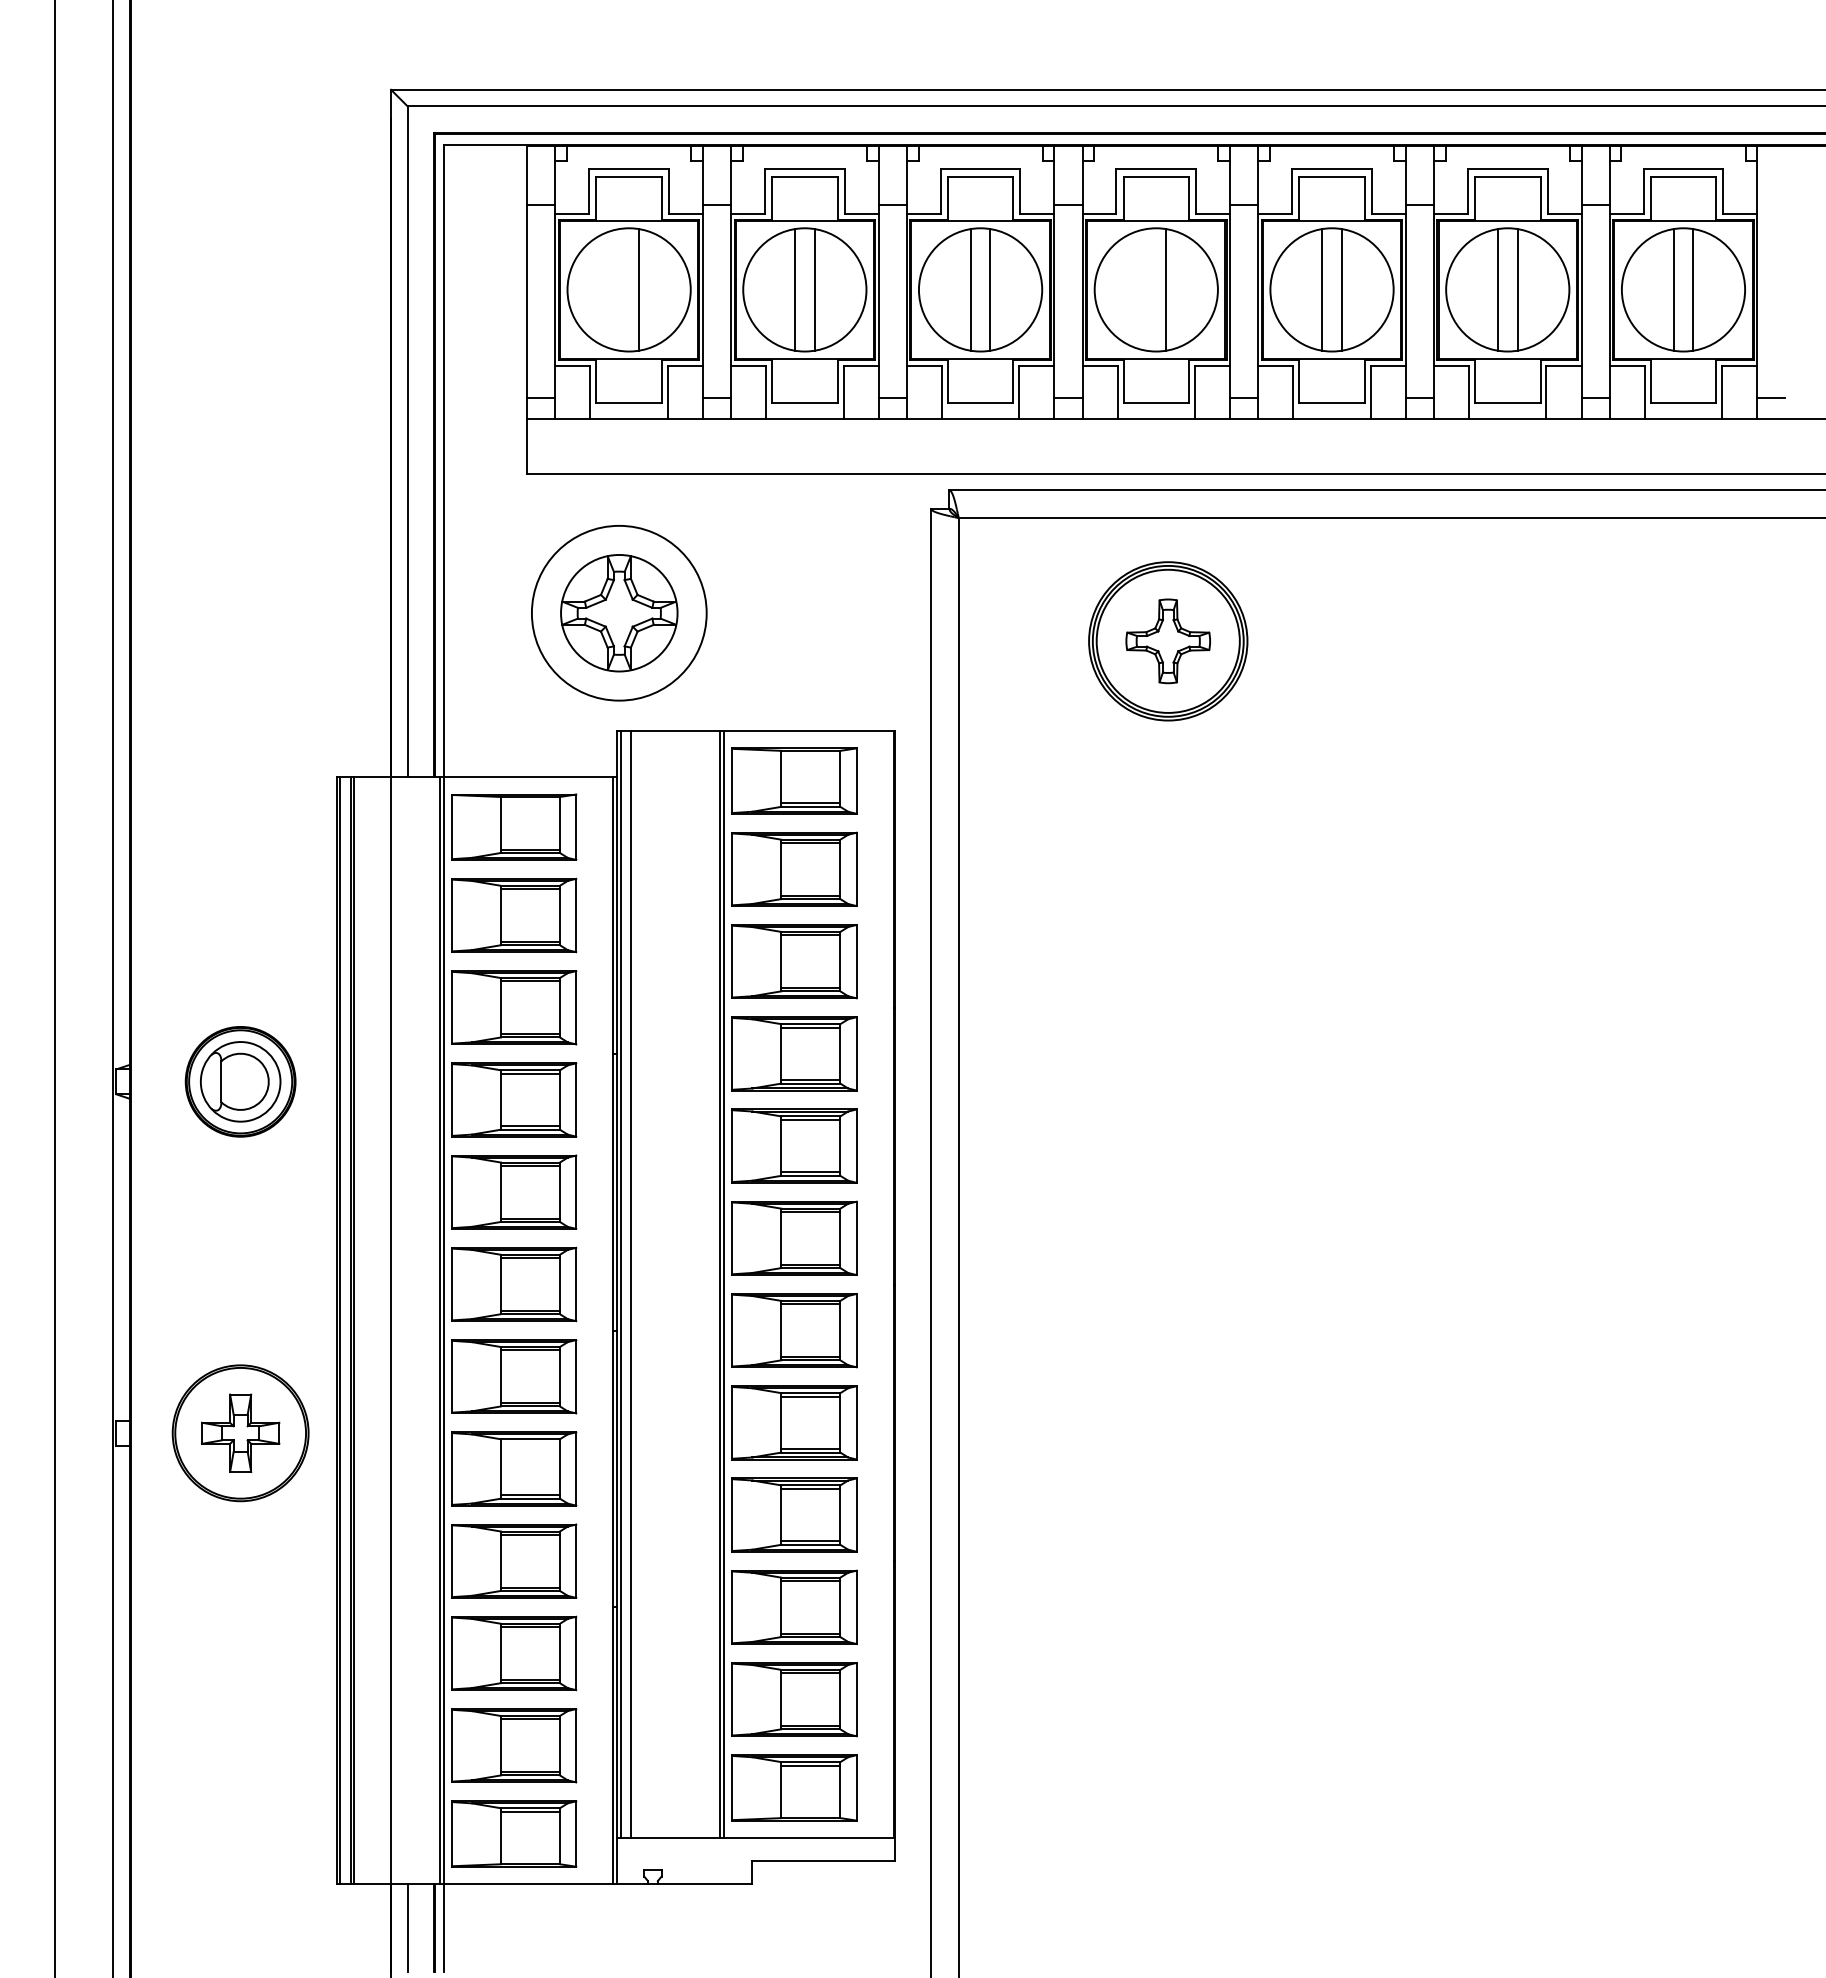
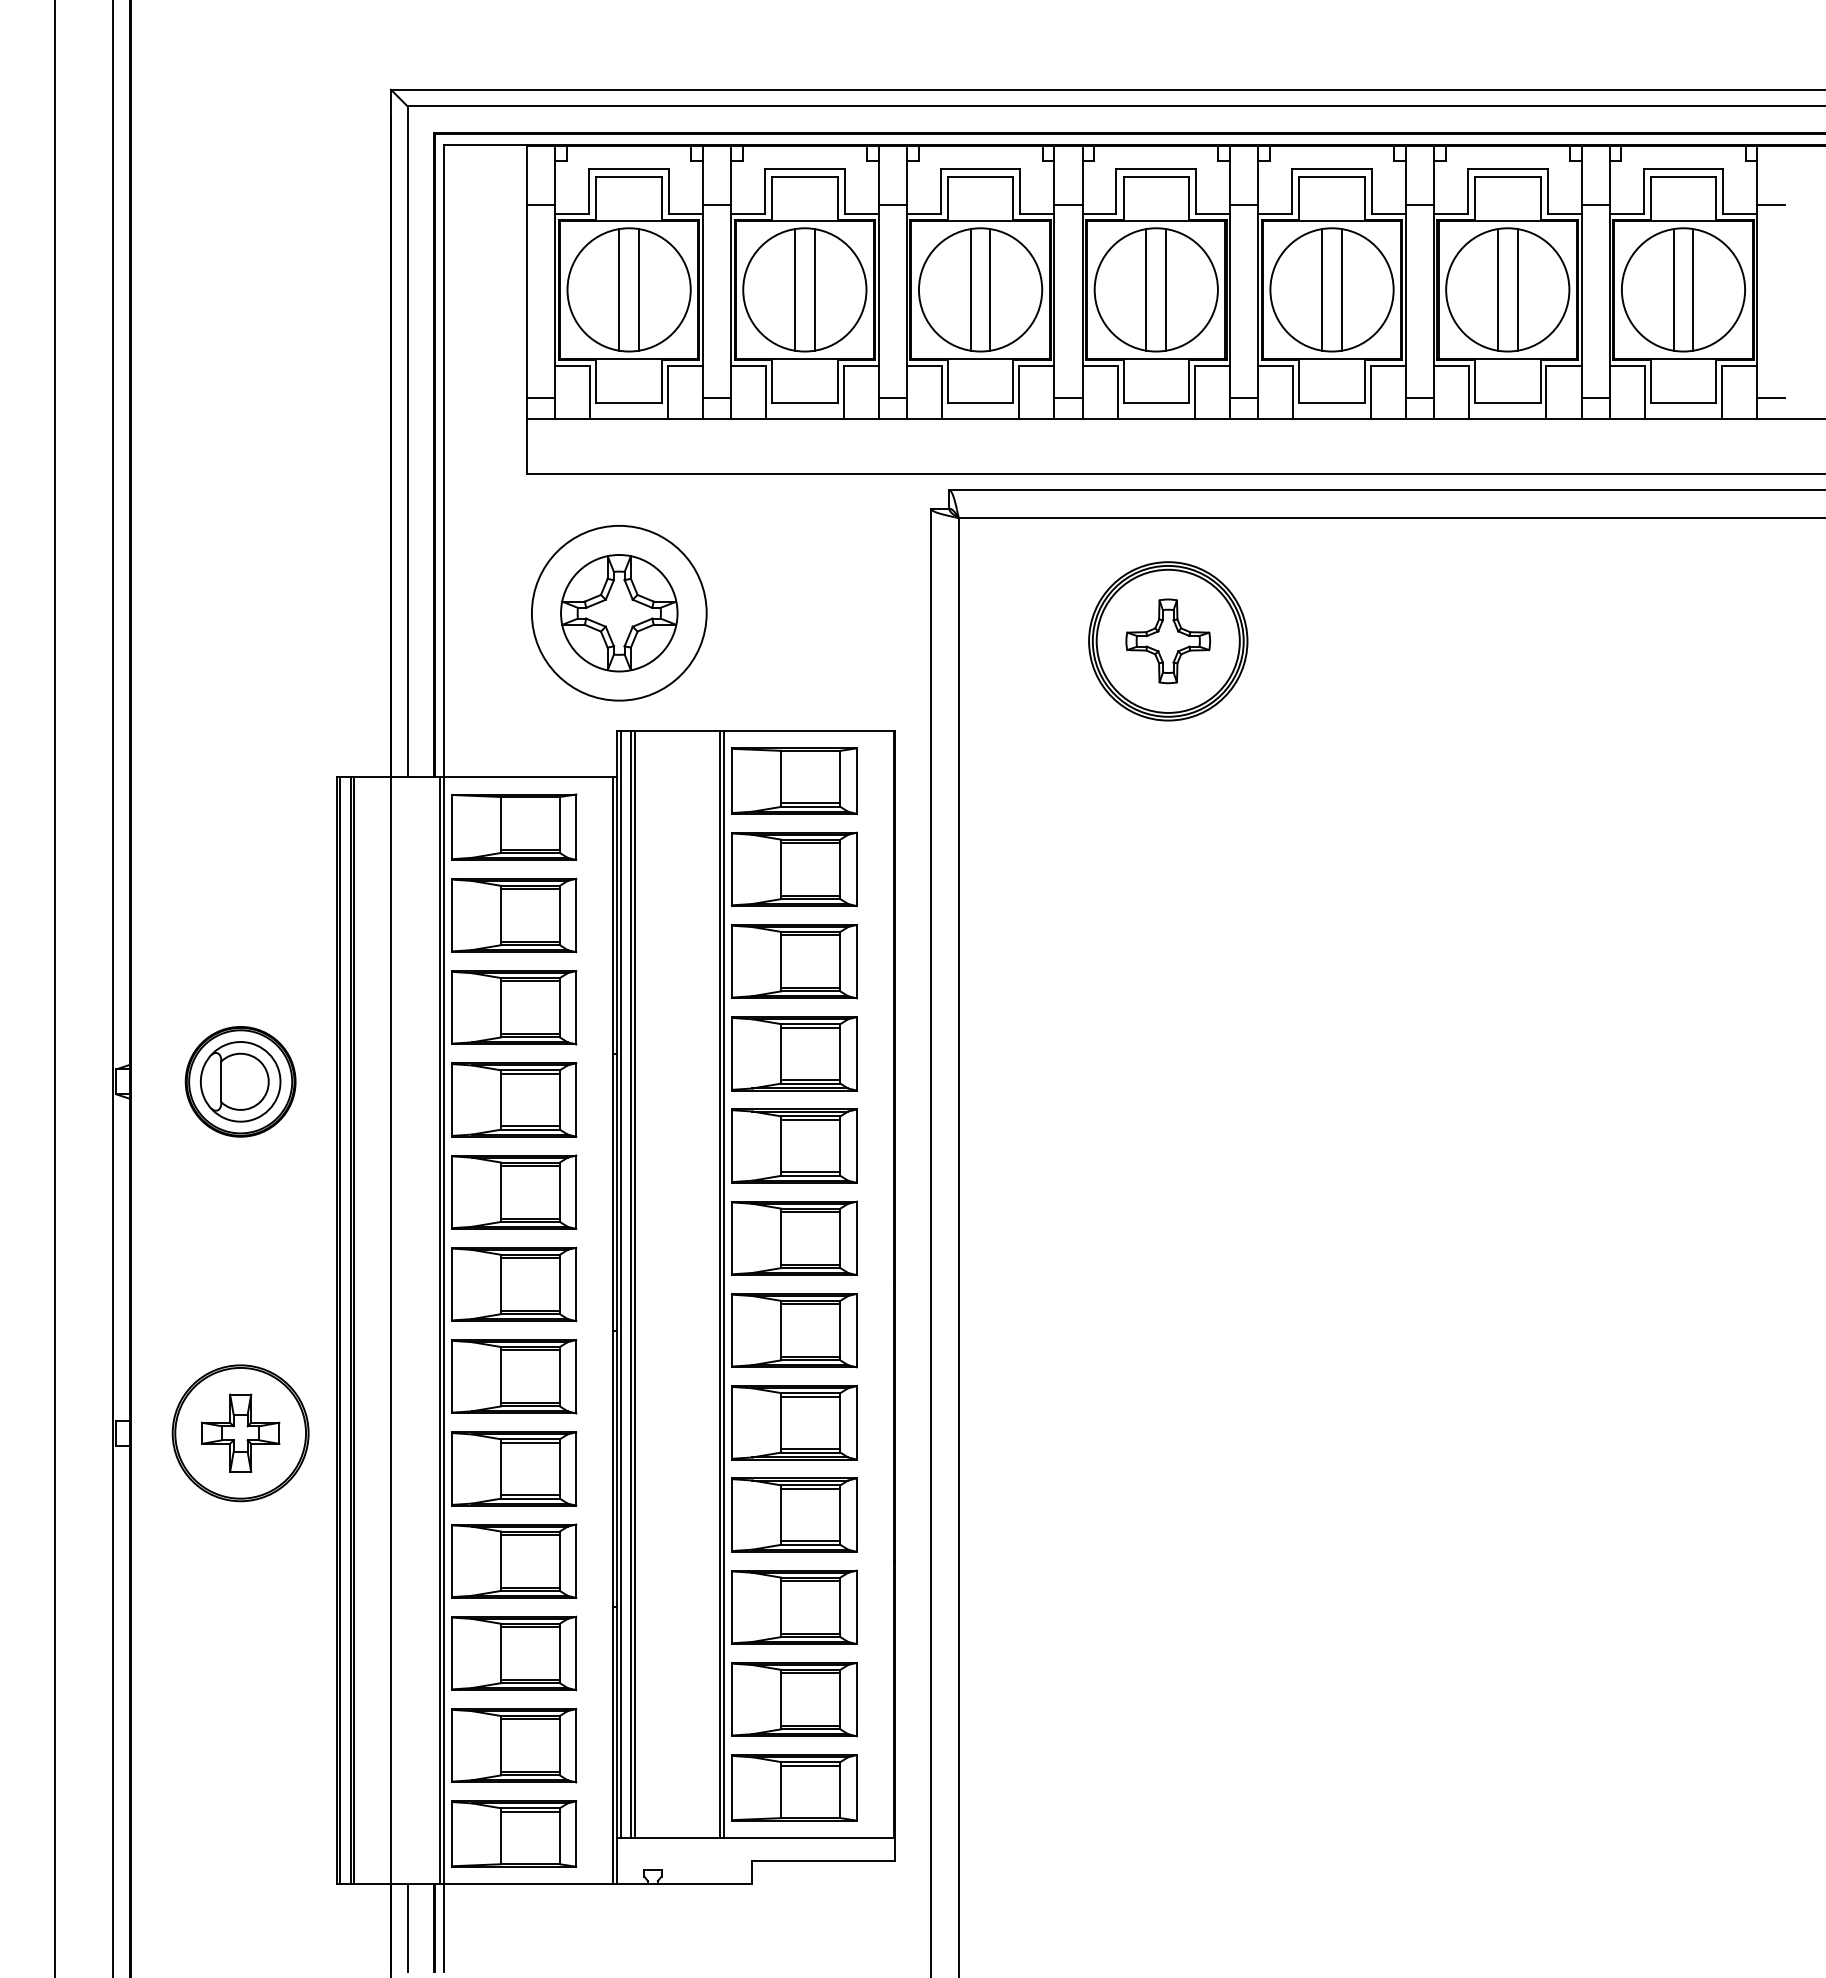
line: none -> present (1771, 204)
line: none -> present (619, 289)
line: none -> present (1146, 289)
line: none -> present (634, 1284)
line: none -> present (529, 1442)
